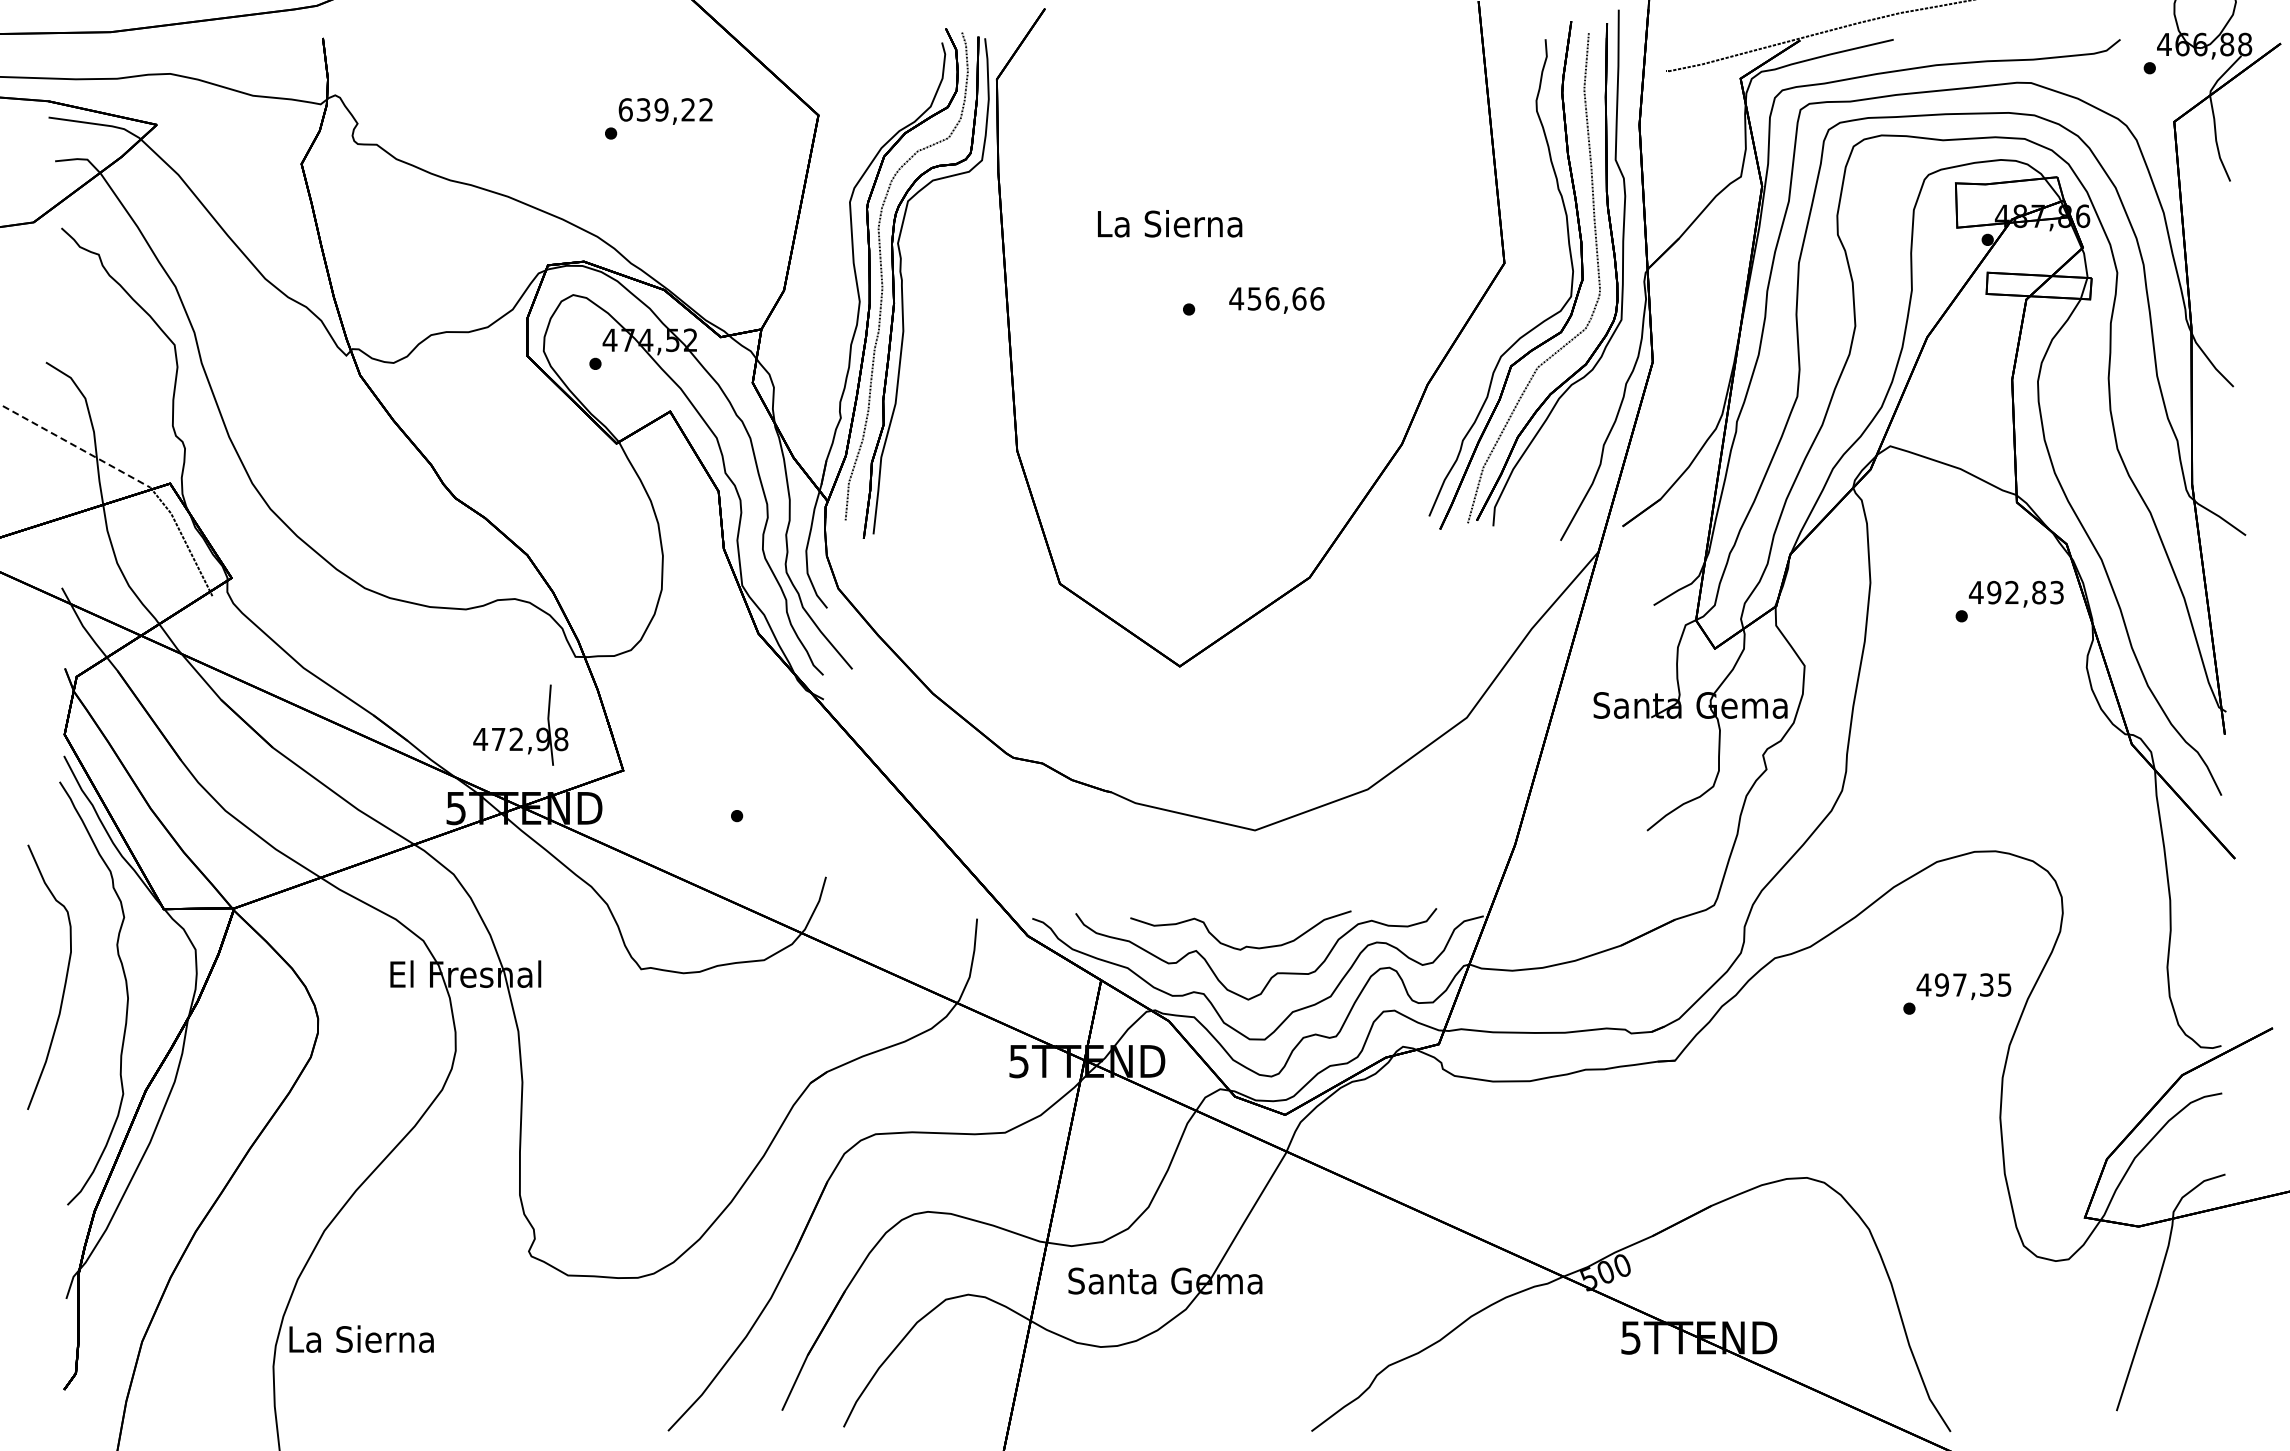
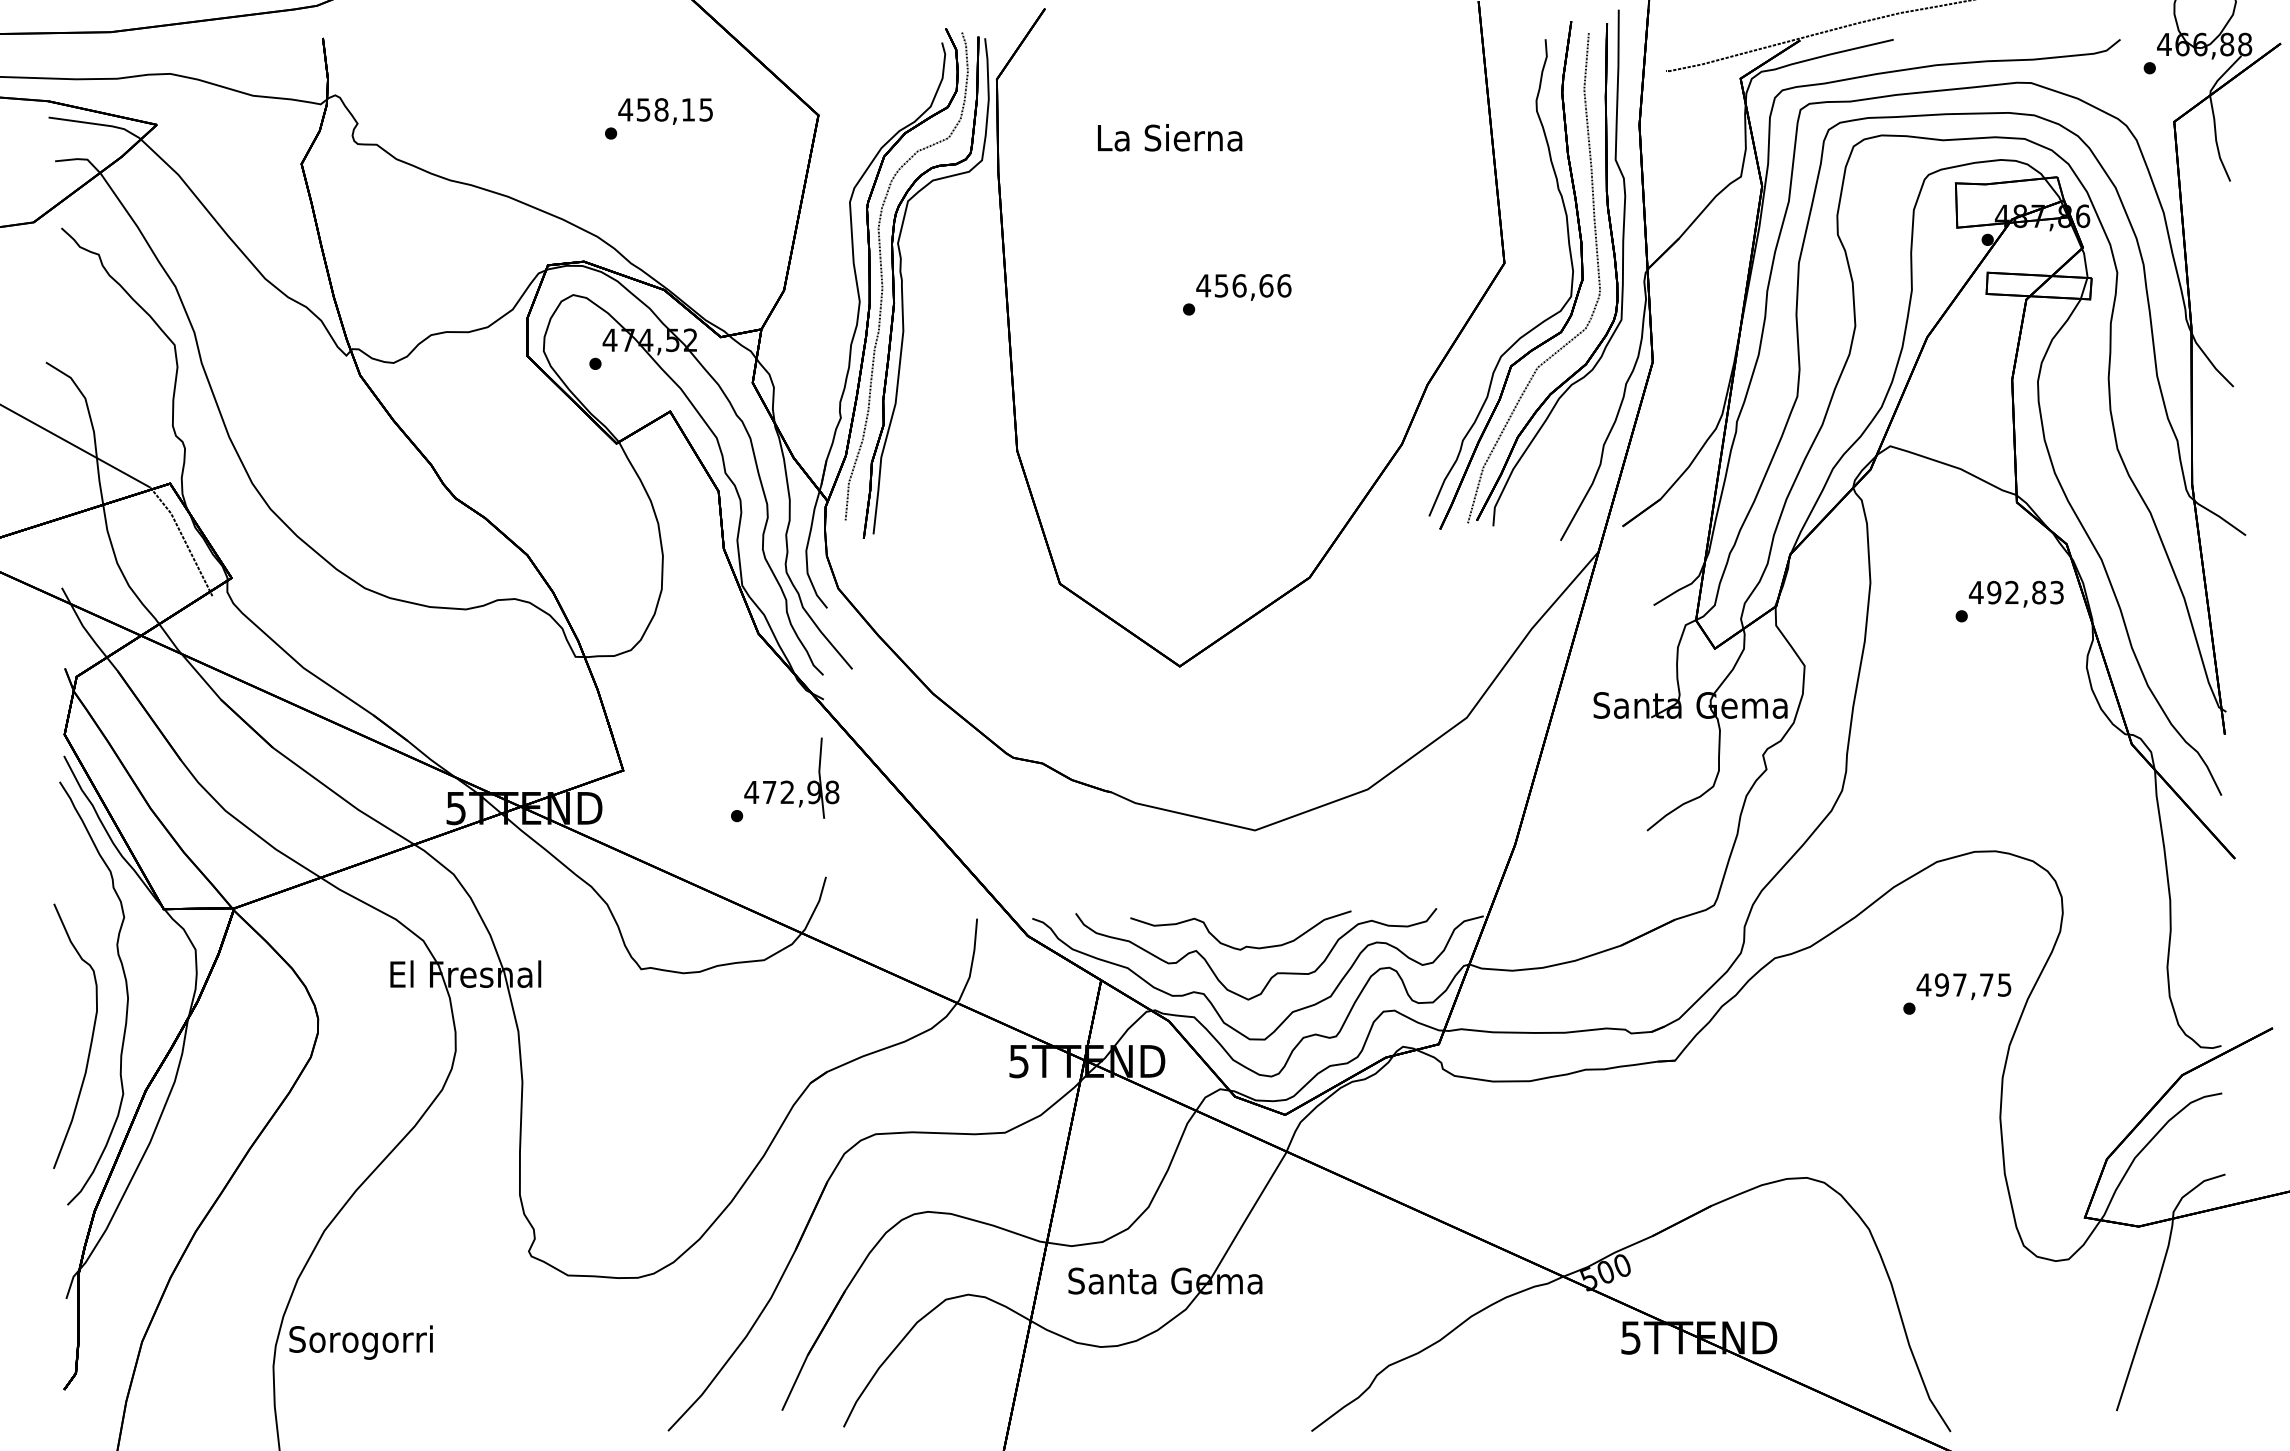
text: 639,22 -> 458,15 (665, 109)
text position: (1170, 223) -> (1170, 137) (1170, 137)
text position: (1276, 300) -> (1243, 287) (1243, 287)
line: dashed -> solid (75, 446)
part position: (520, 724) -> (791, 777) (791, 777)
curve position: (65, 976) -> (91, 1035) (91, 1035)
text: 497,35 -> 497,75 (1986, 984)
text: La Sierna -> Sorogorri (361, 1342)
